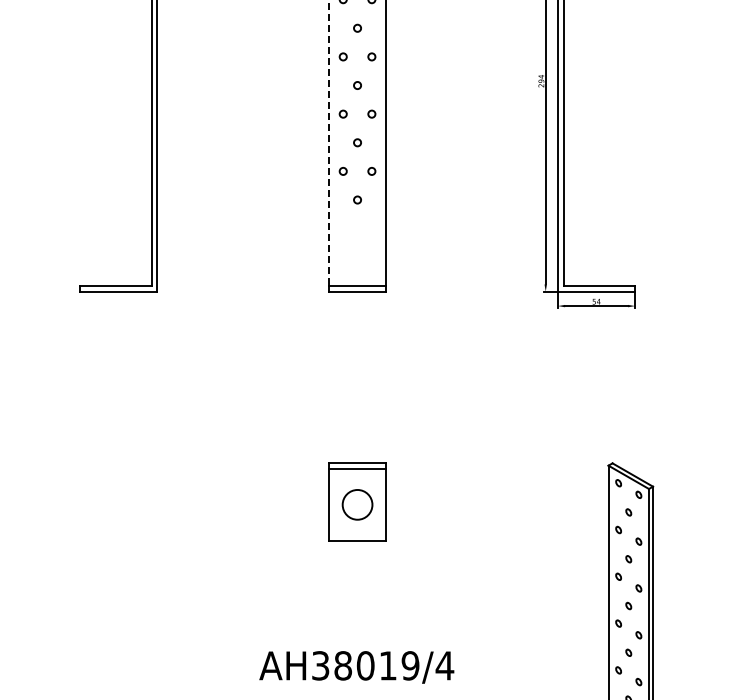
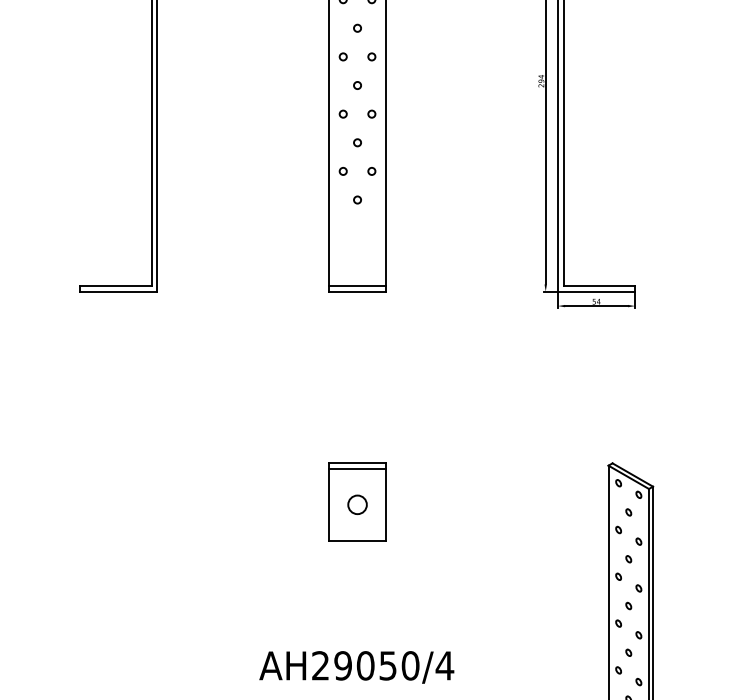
line: dashed -> solid (328, 143)
circle diameter: 30 px -> 19 px (357, 504)
text: AH38019/4 -> AH29050/4 (365, 665)
